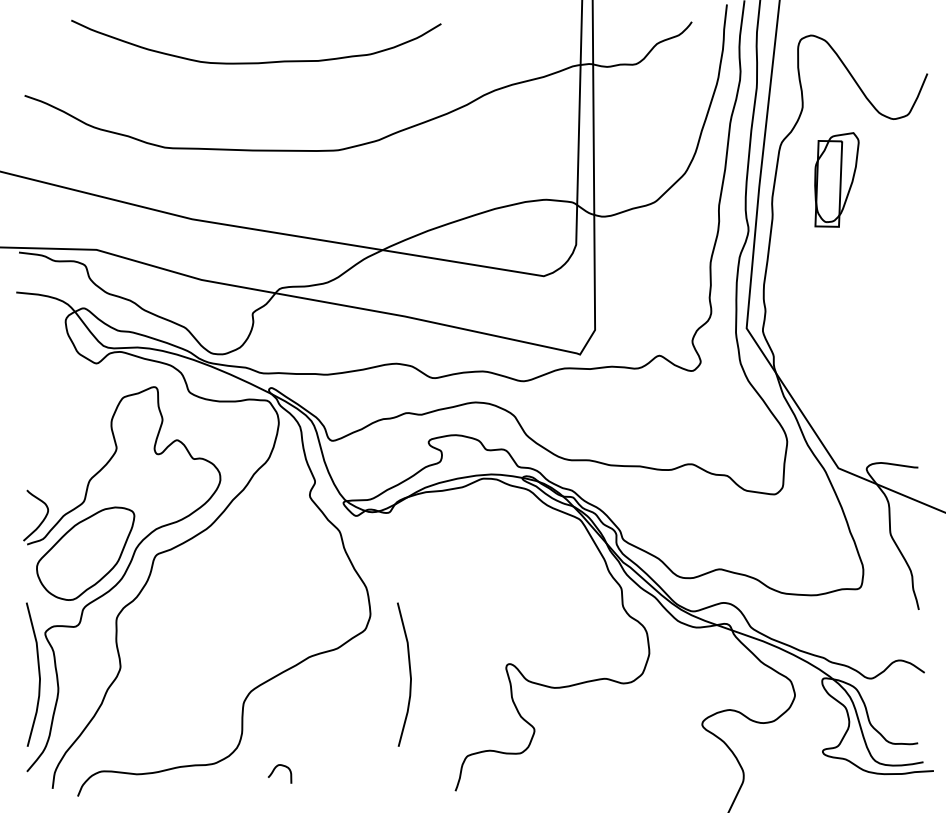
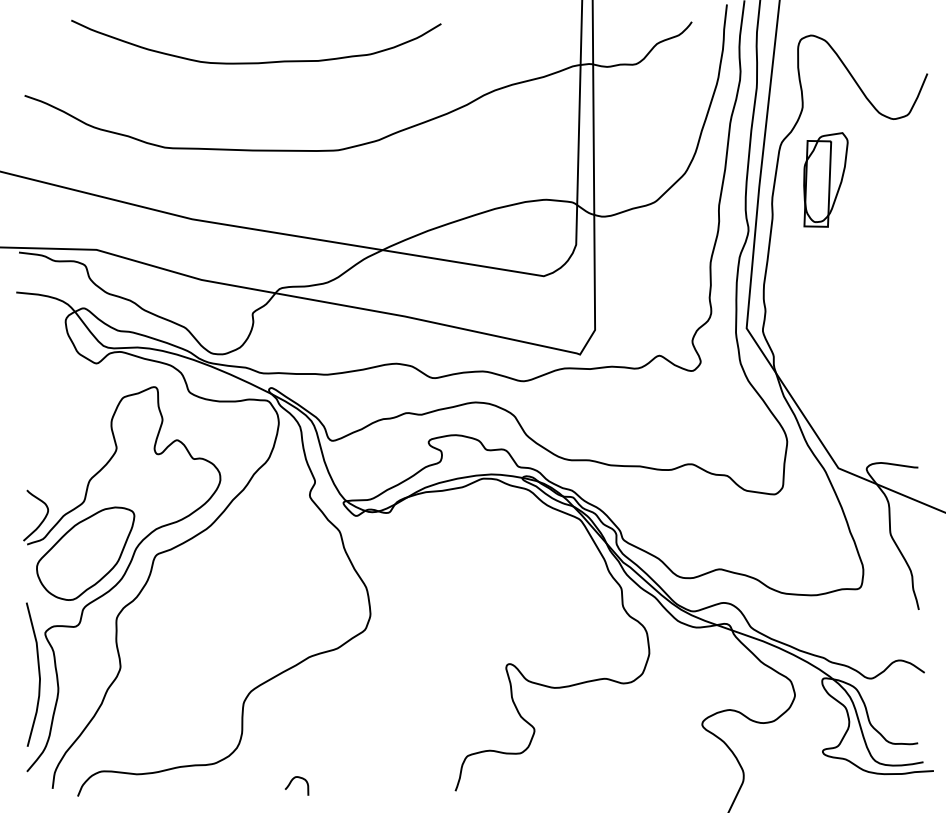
part position: (836, 179) -> (825, 179) (825, 179)
curve: present -> none (409, 674)
curve position: (275, 769) -> (292, 781) (292, 781)
